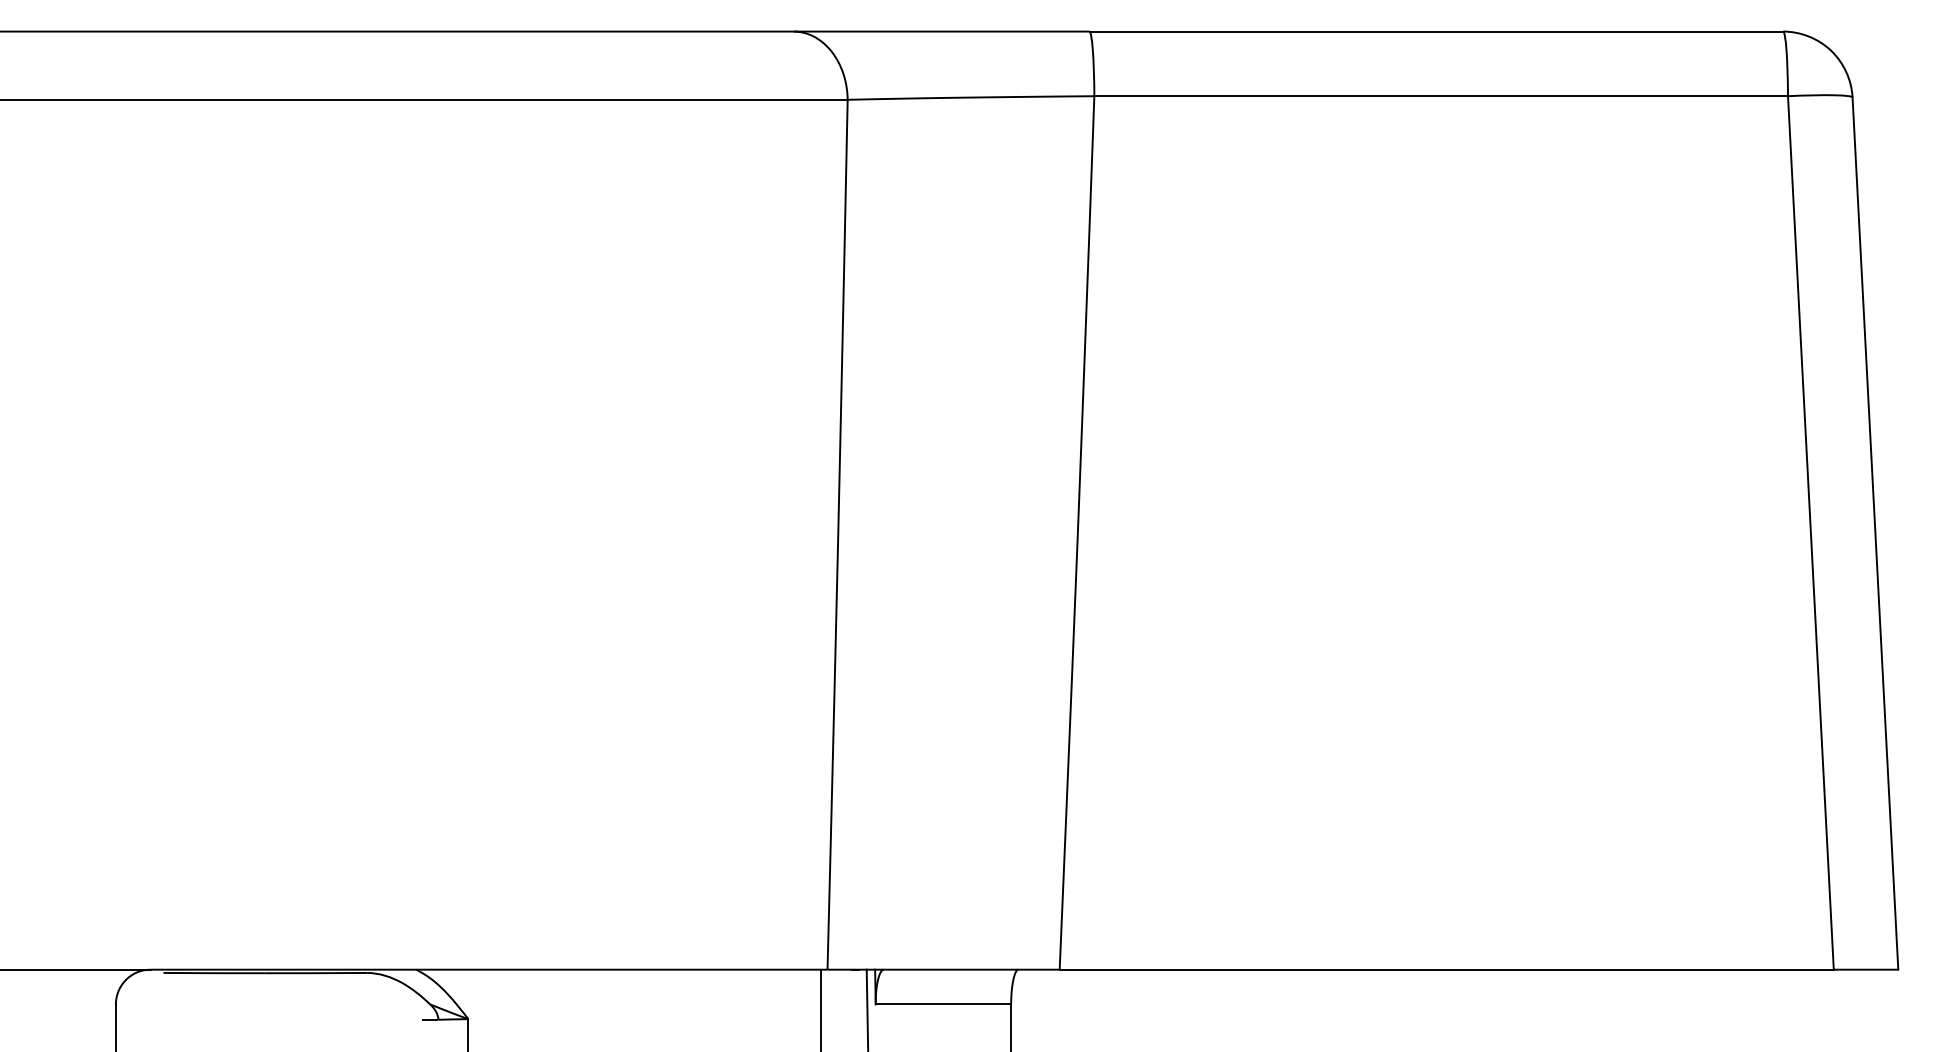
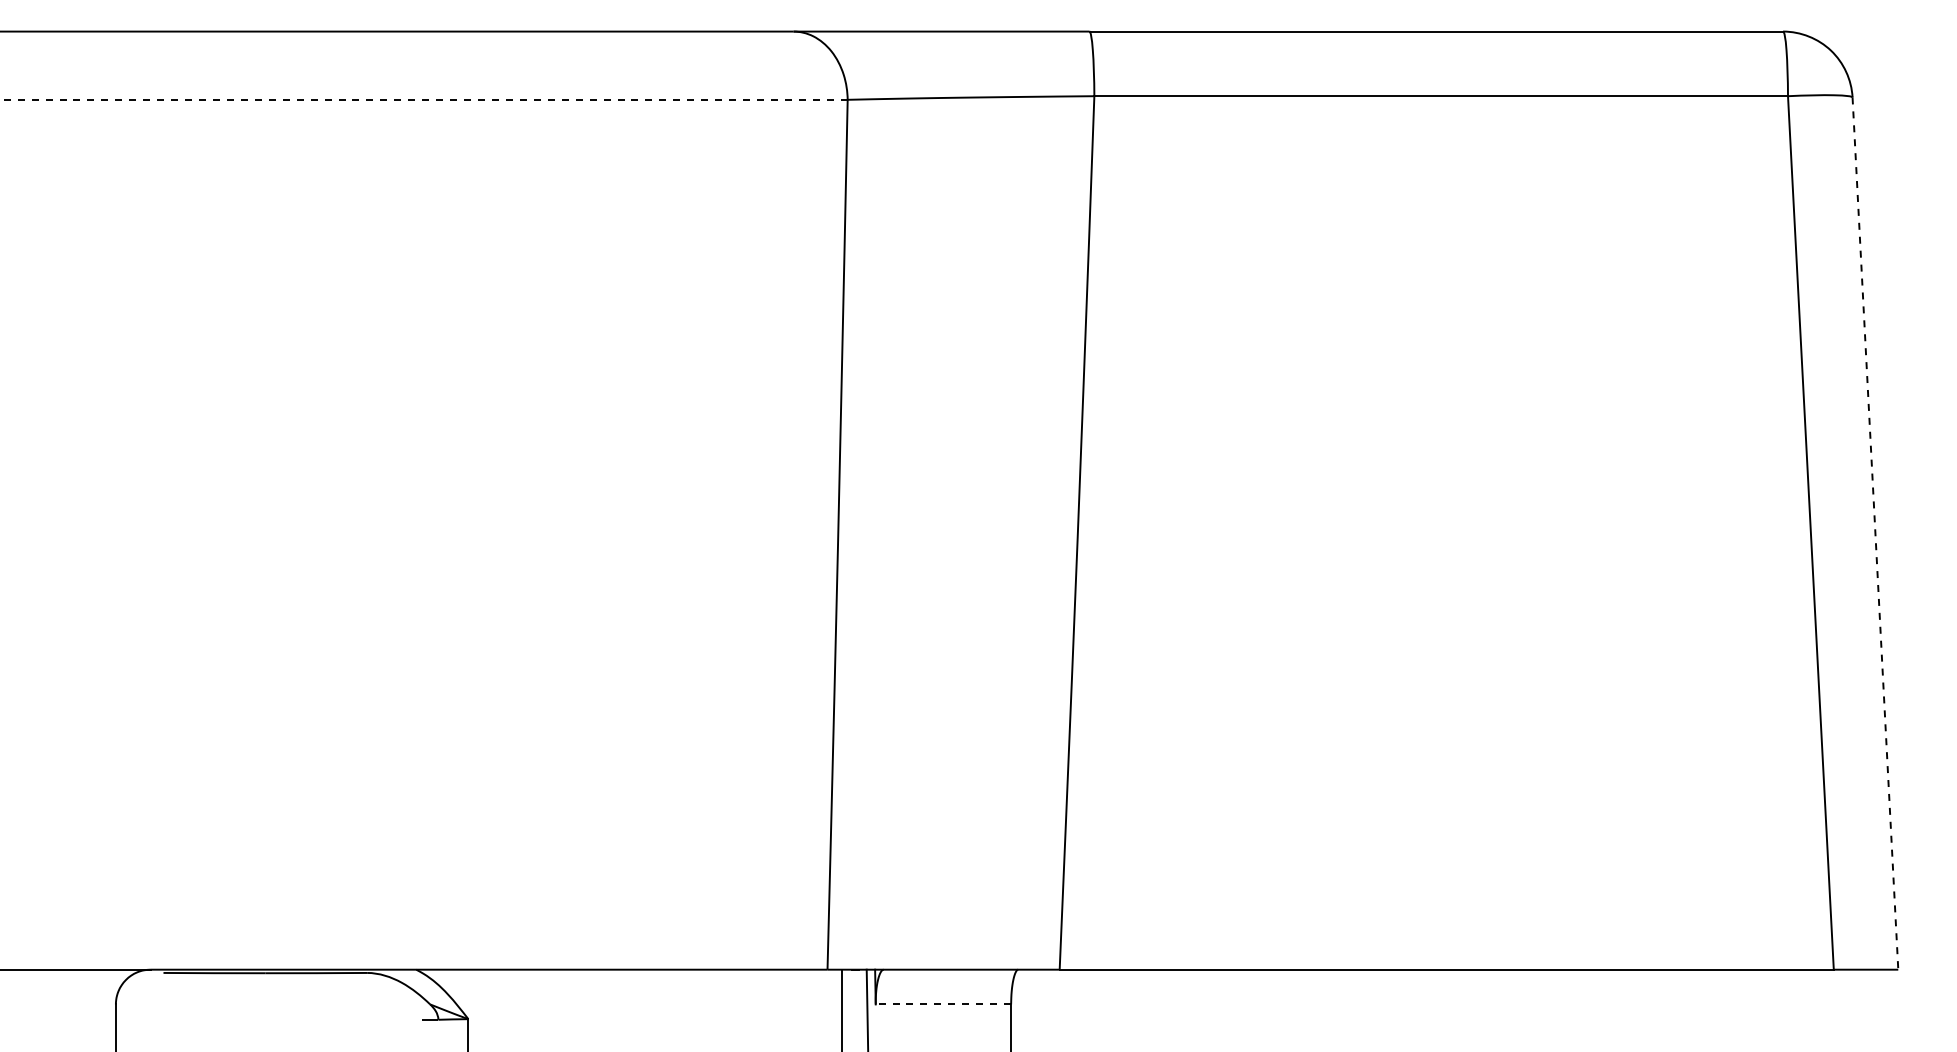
line: solid -> dashed (423, 99)
line: solid -> dashed (1875, 533)
line: solid -> dashed (943, 1004)
line position: (821, 1008) -> (842, 1008) (842, 1008)
